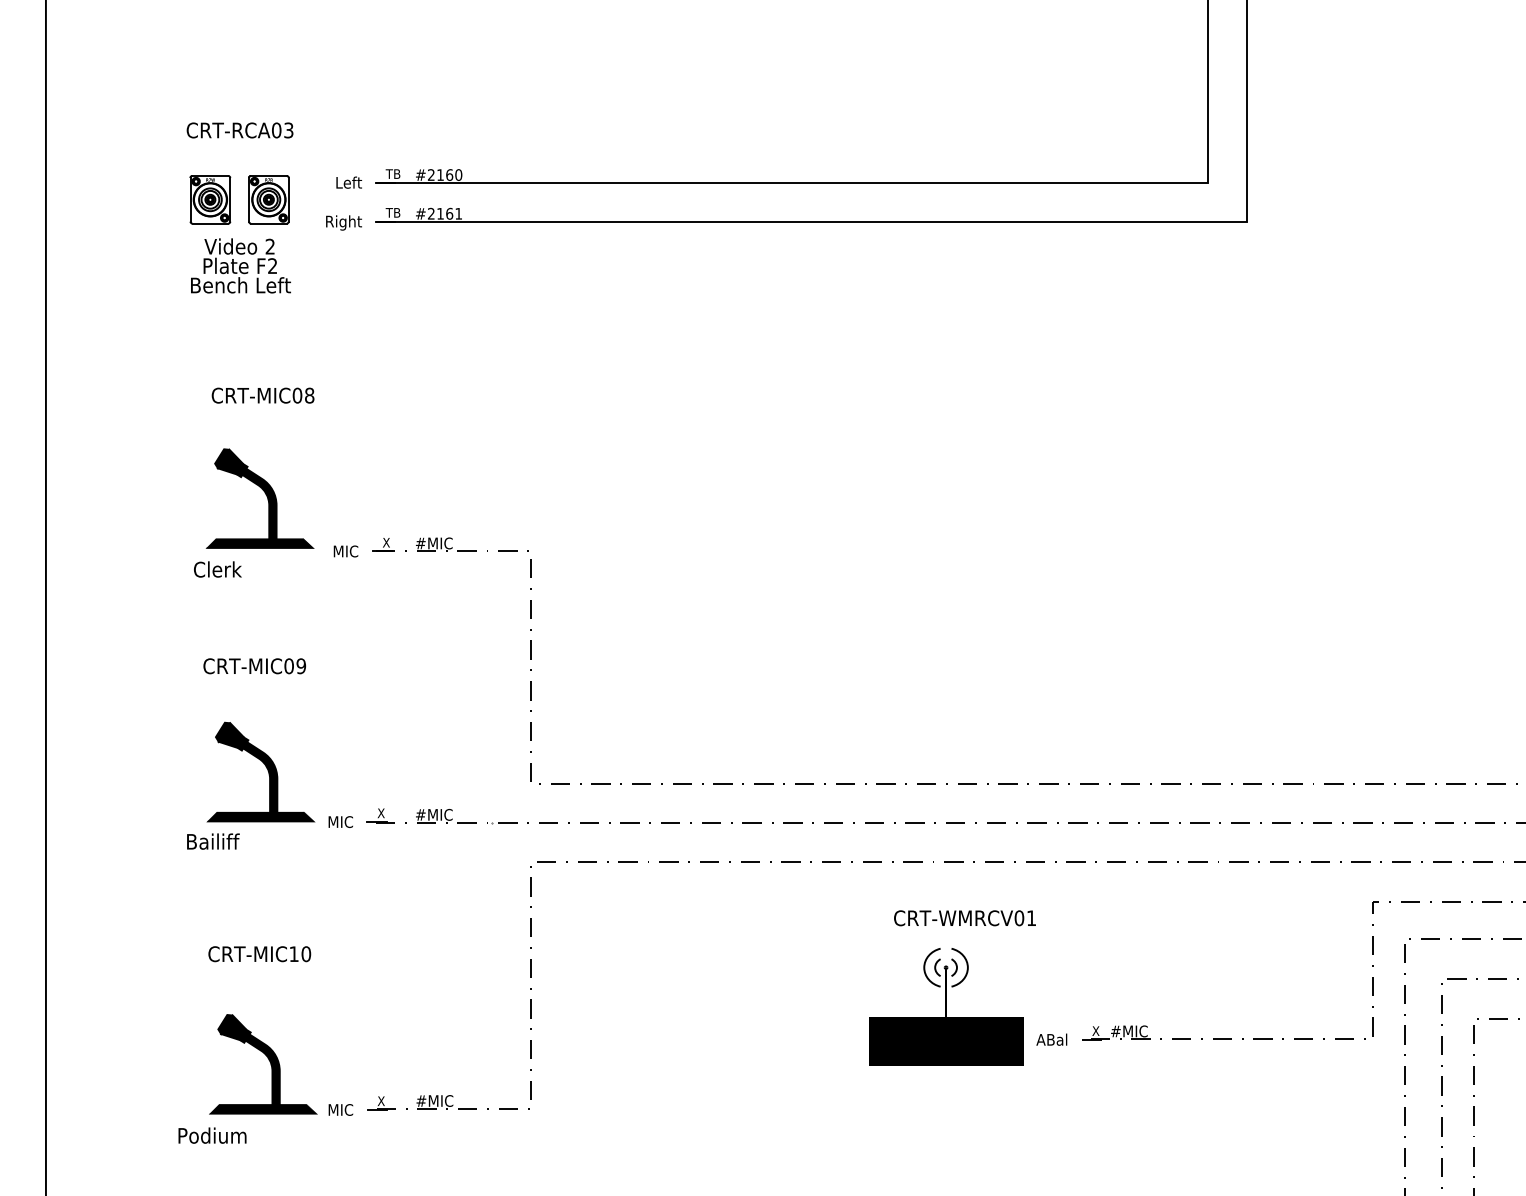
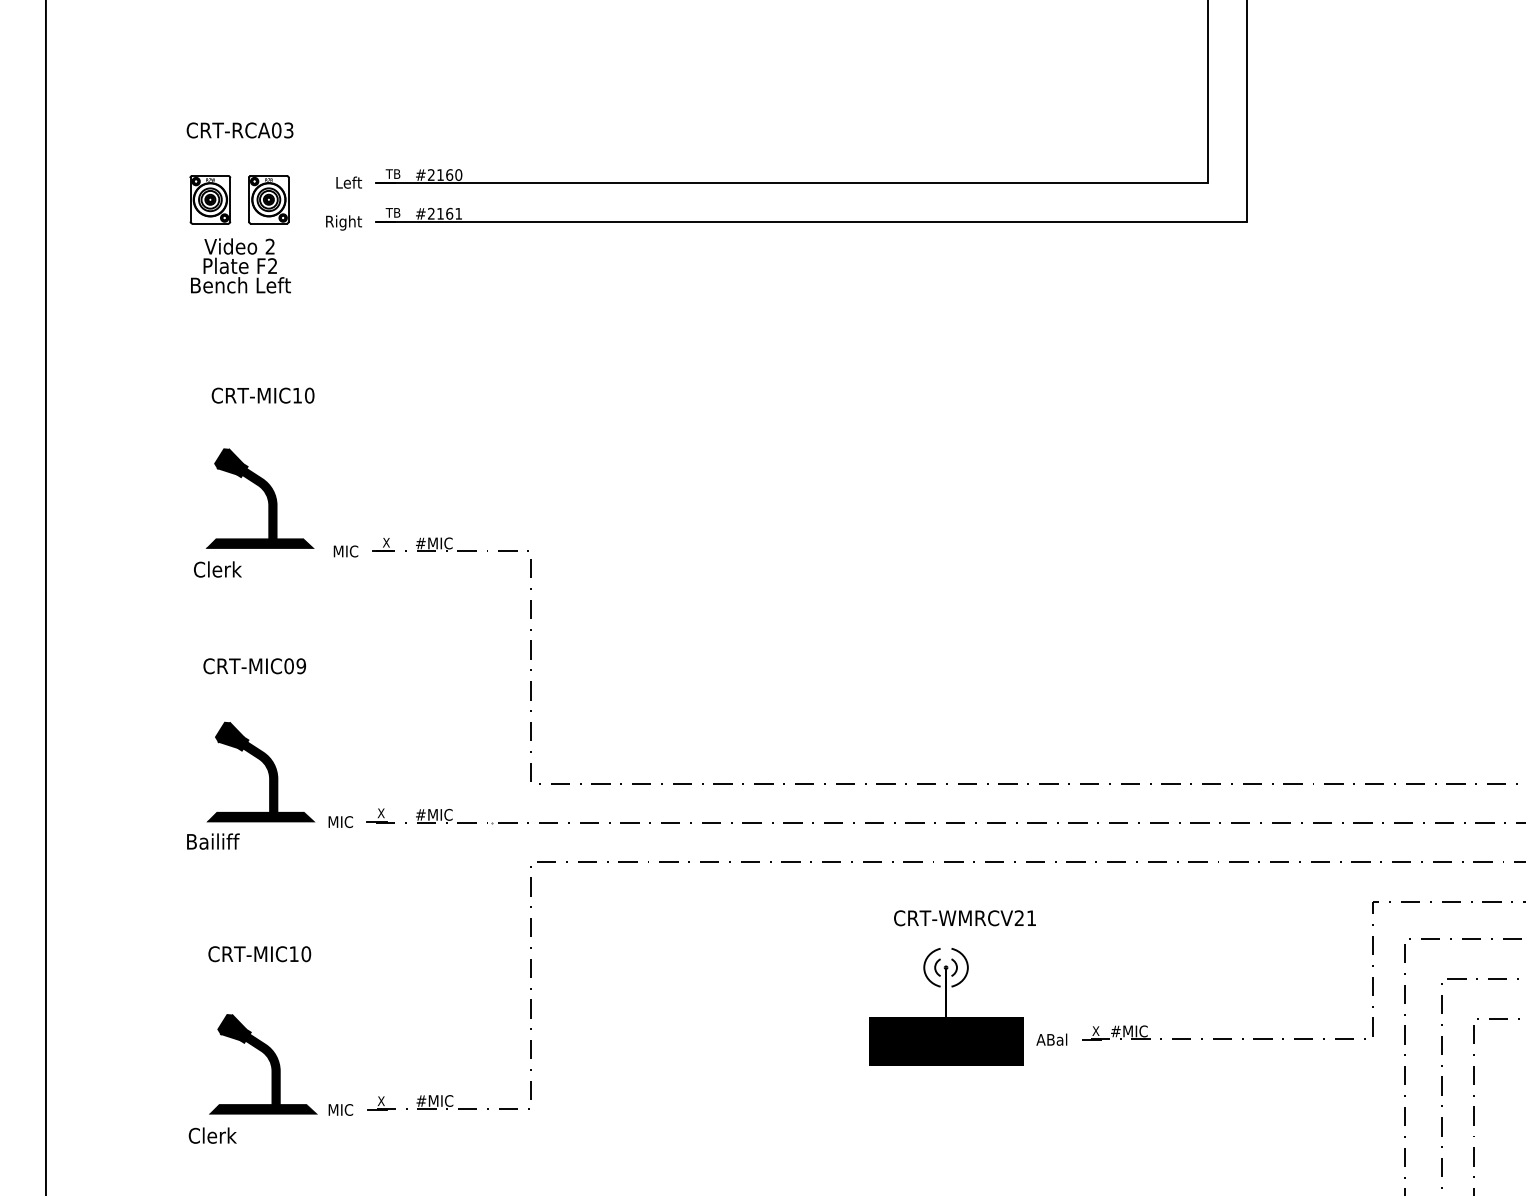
text: CRT-MIC08 -> CRT-MIC10 (303, 395)
text: CRT-WMRCV01 -> CRT-WMRCV21 (1019, 918)
text: Podium -> Clerk (212, 1135)
